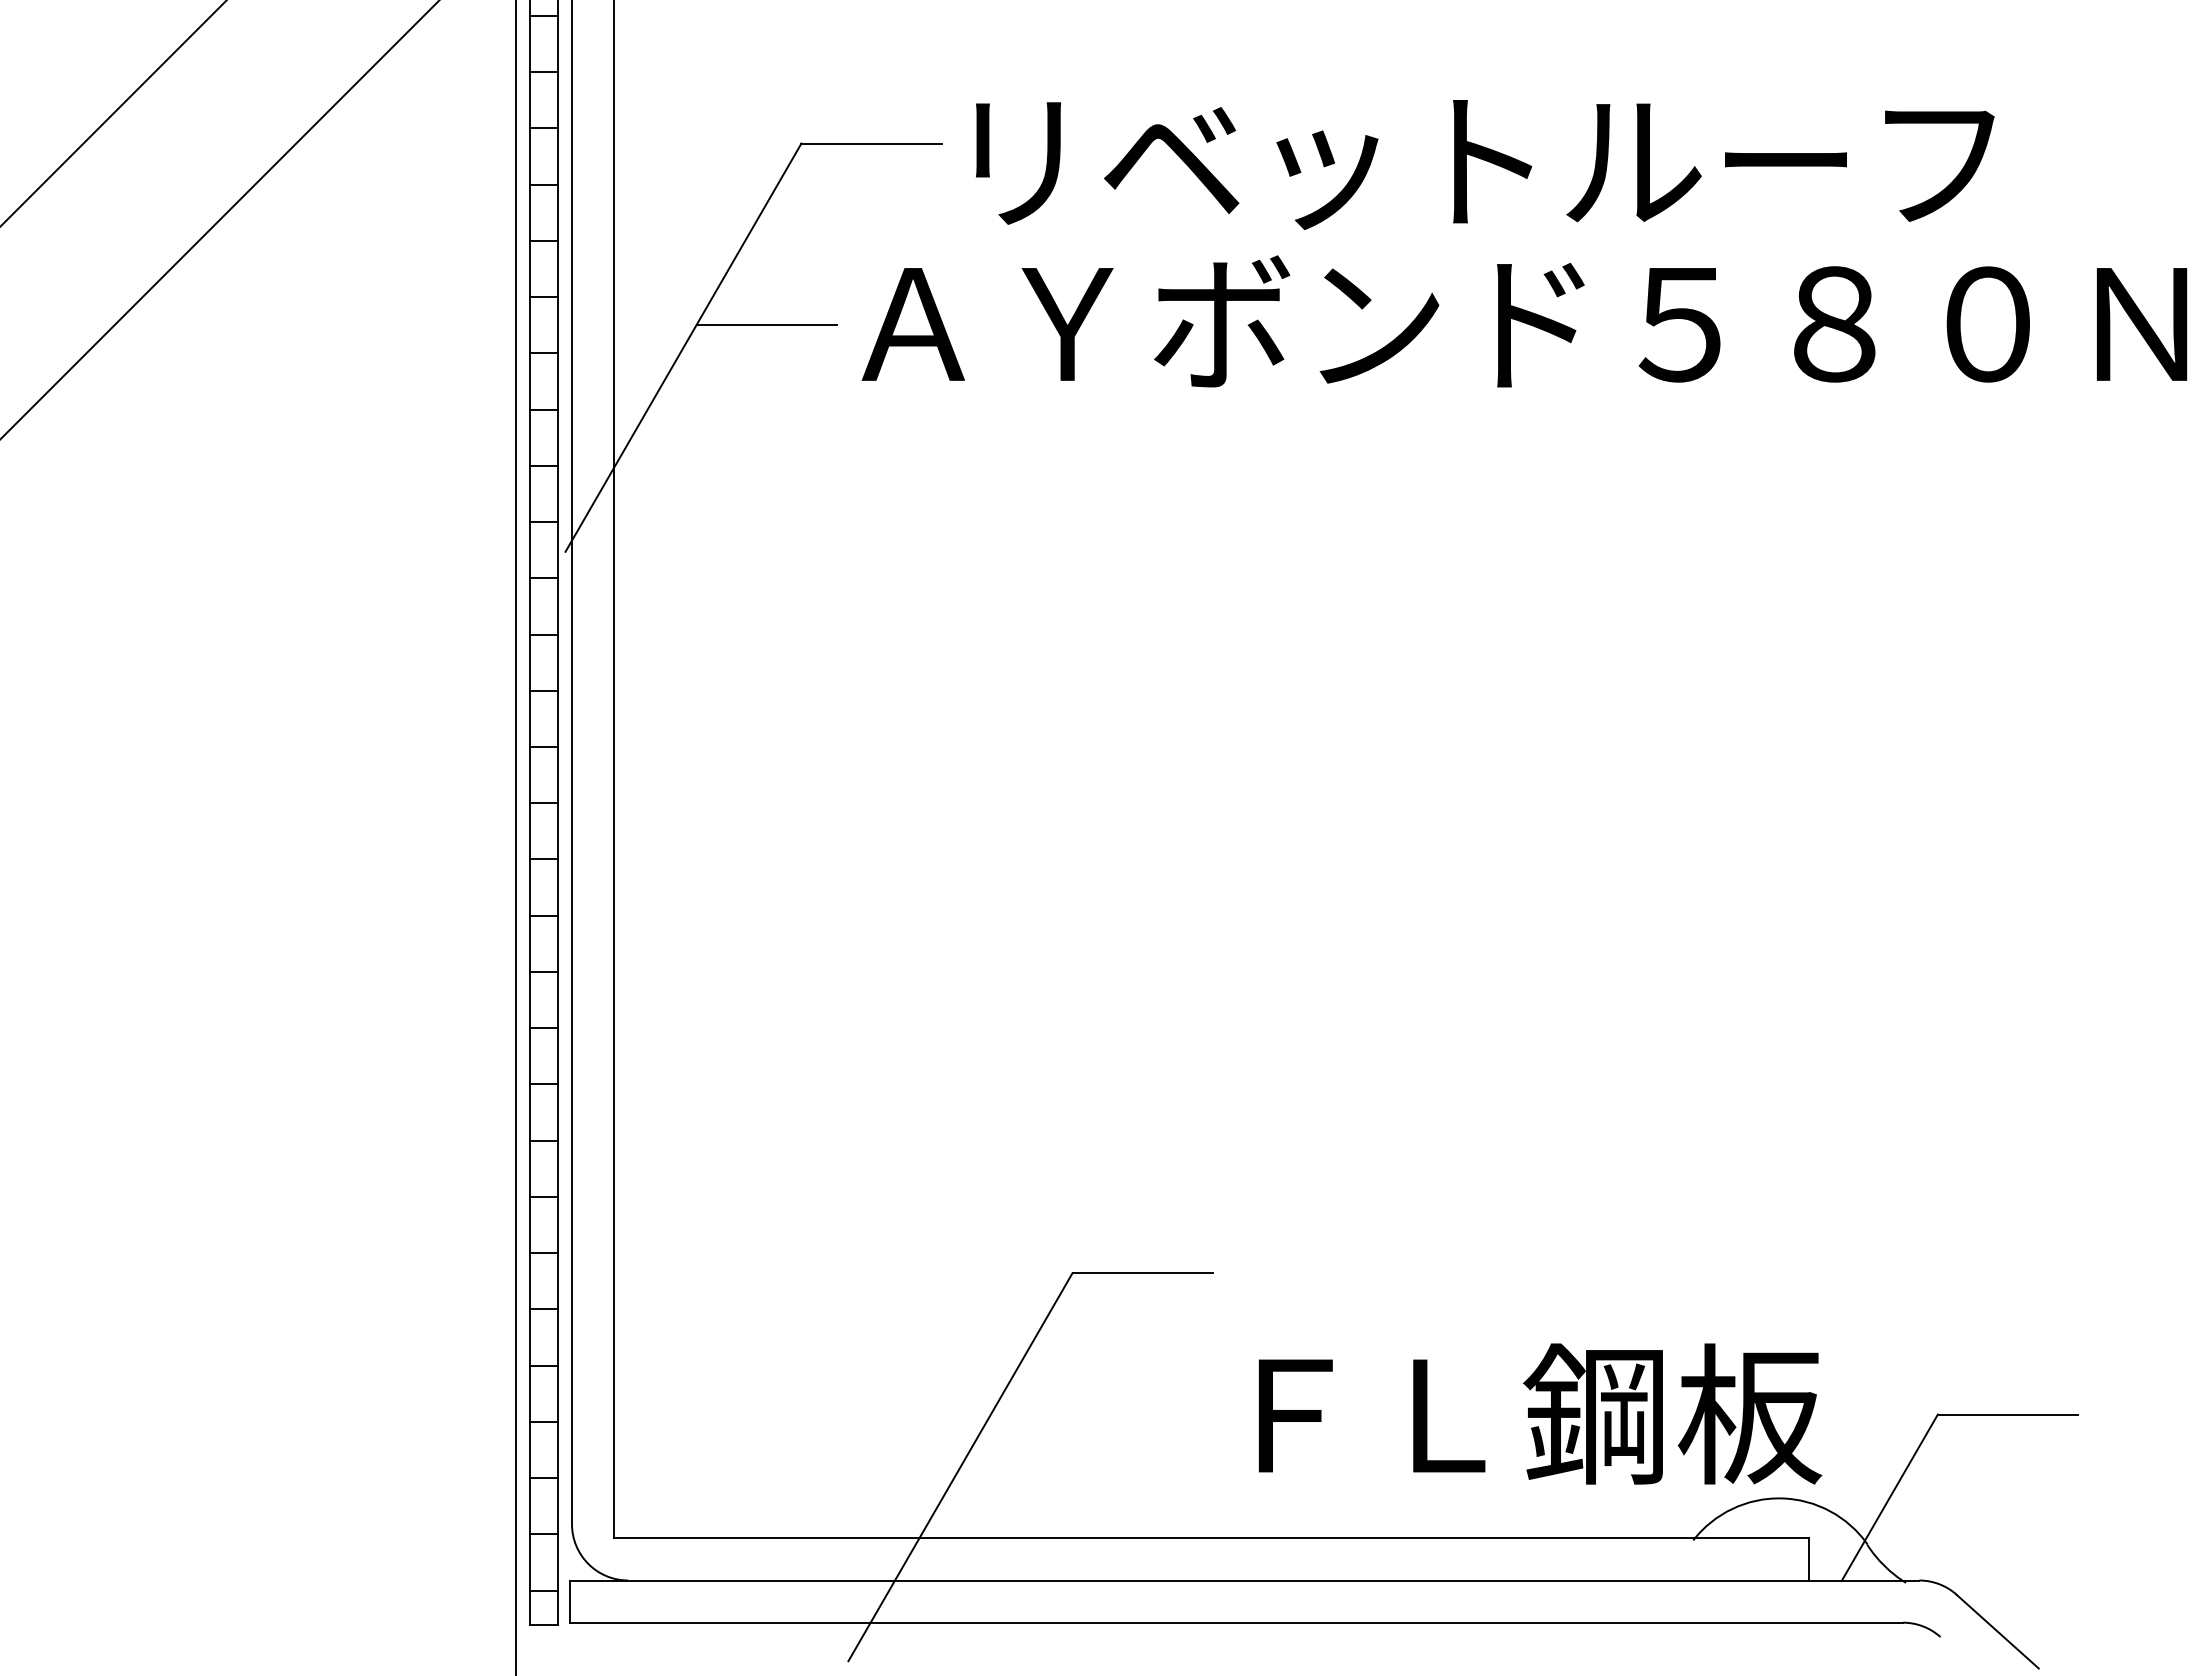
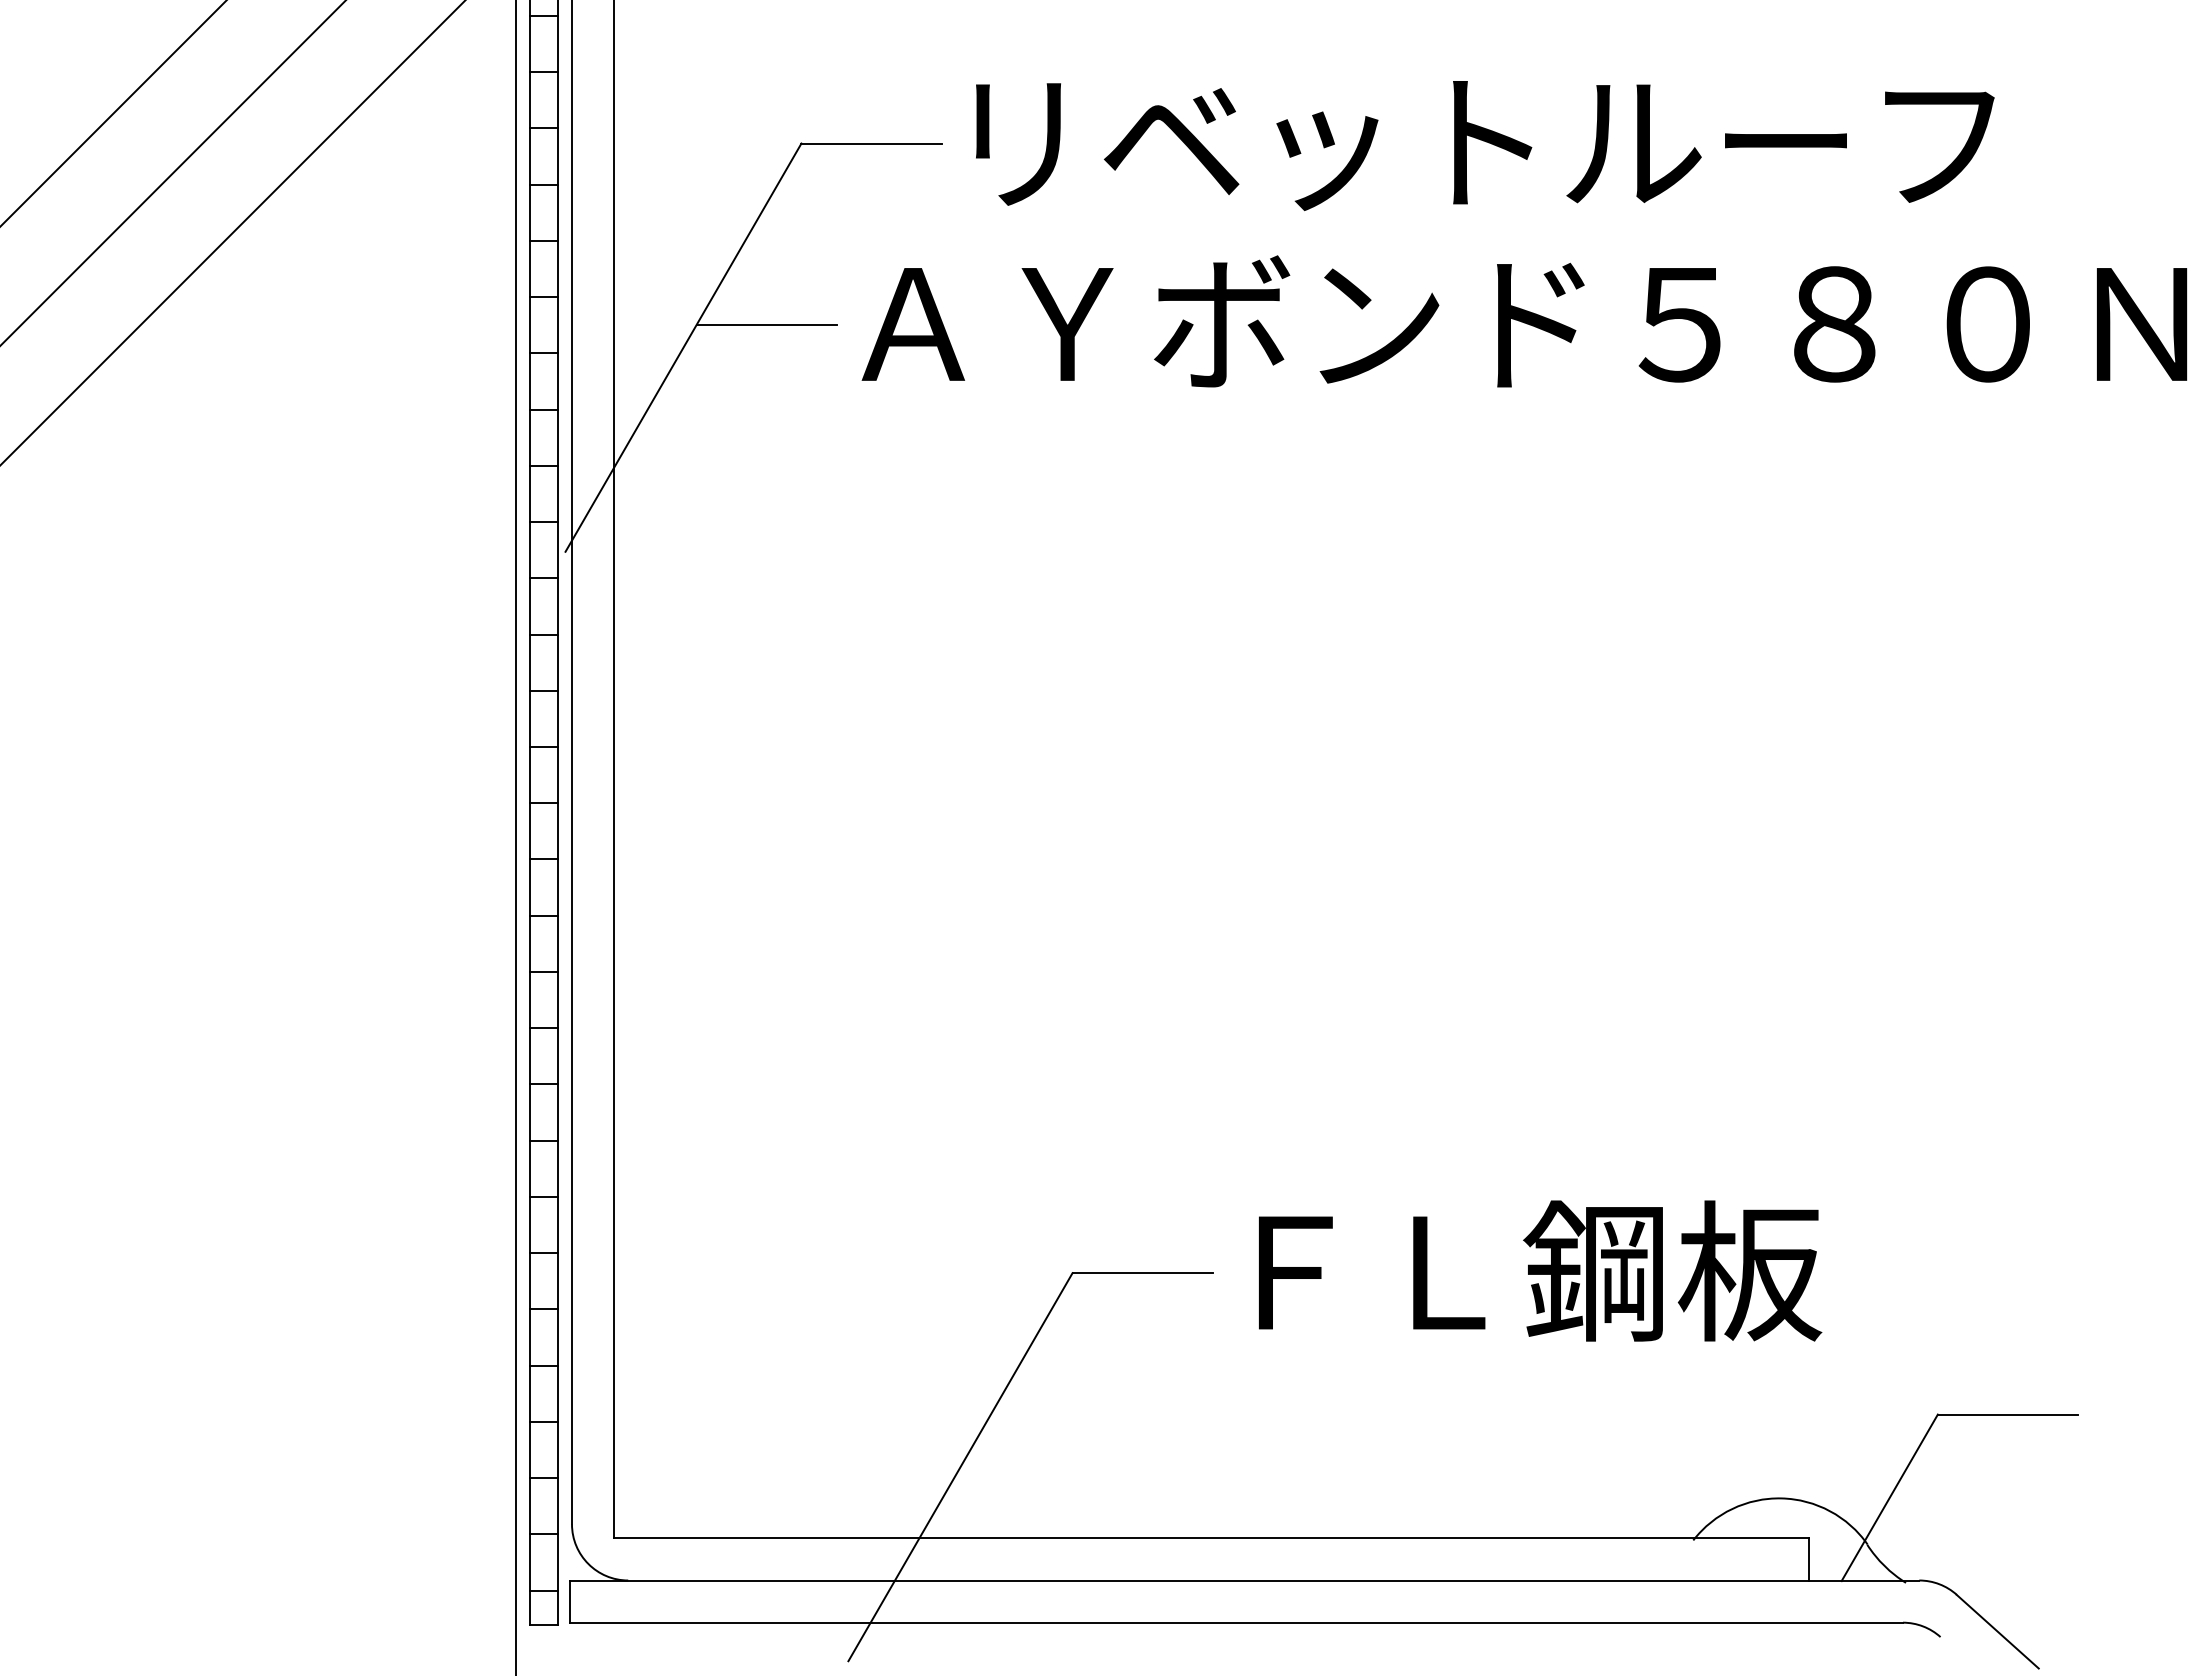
text position: (1485, 164) -> (1485, 145) (1485, 145)
line: none -> present (172, 173)
line position: (219, 219) -> (232, 232) (232, 232)
text position: (1540, 1413) -> (1540, 1270) (1540, 1270)
